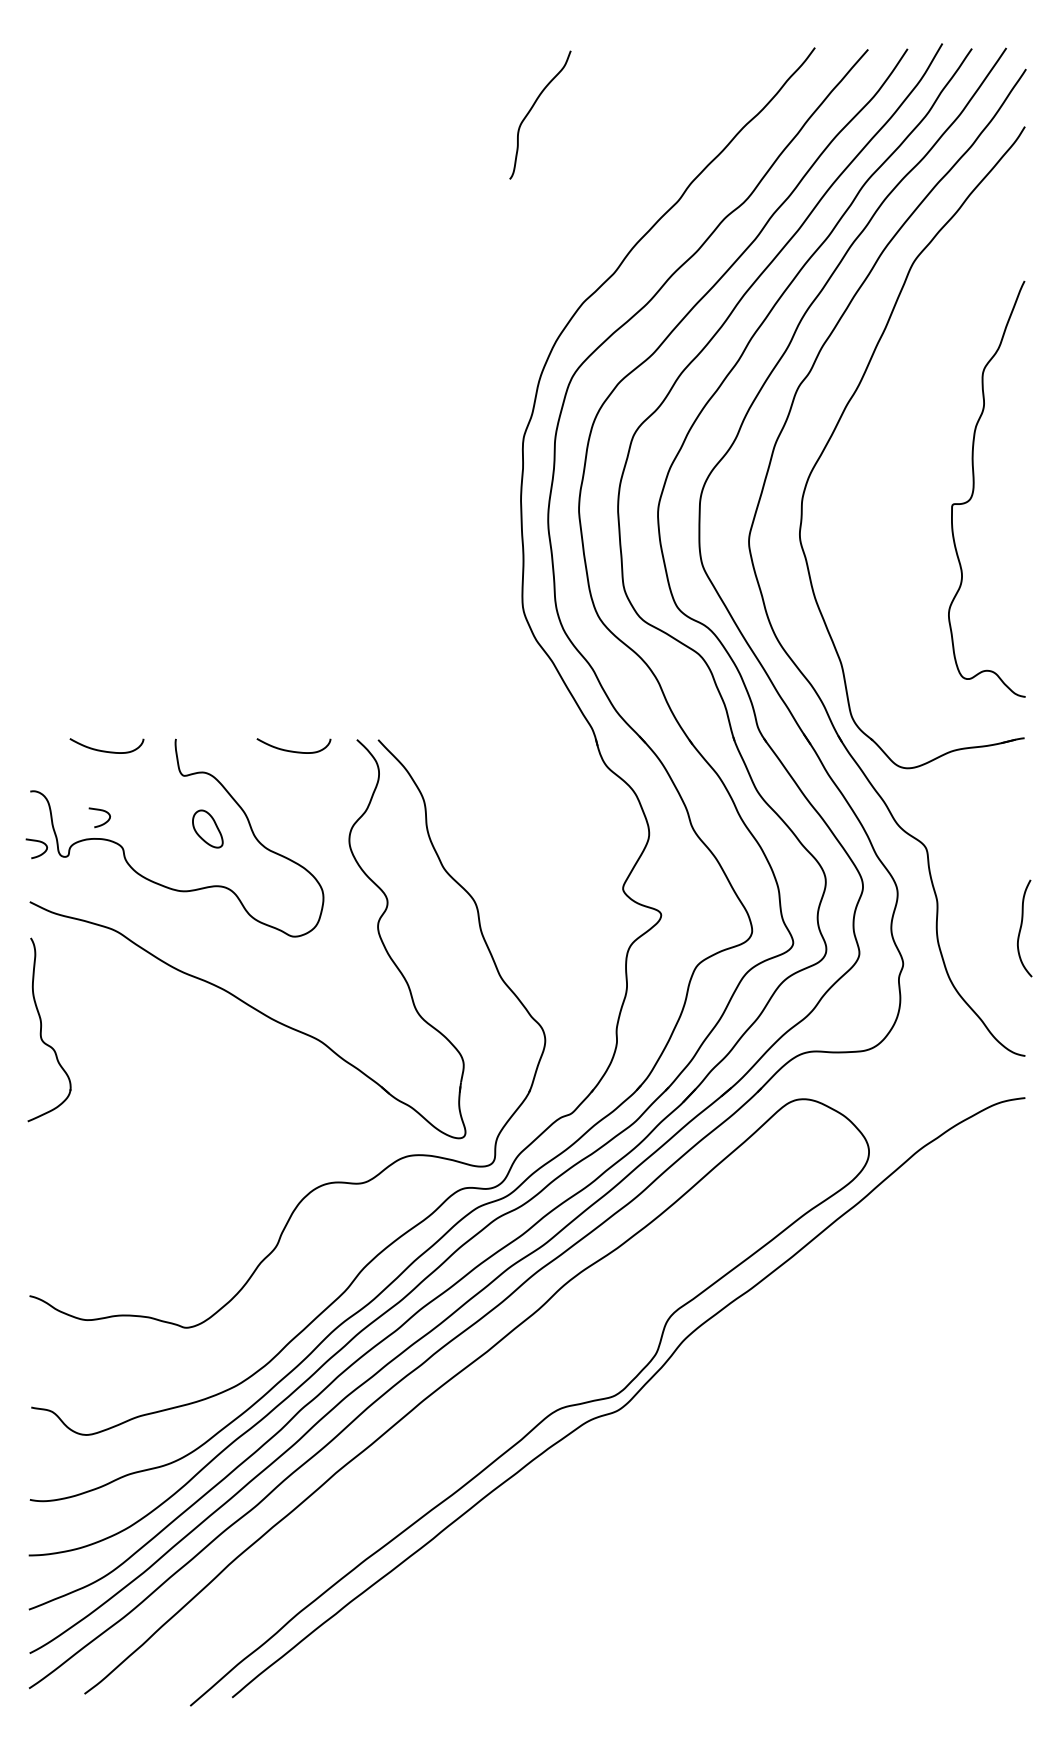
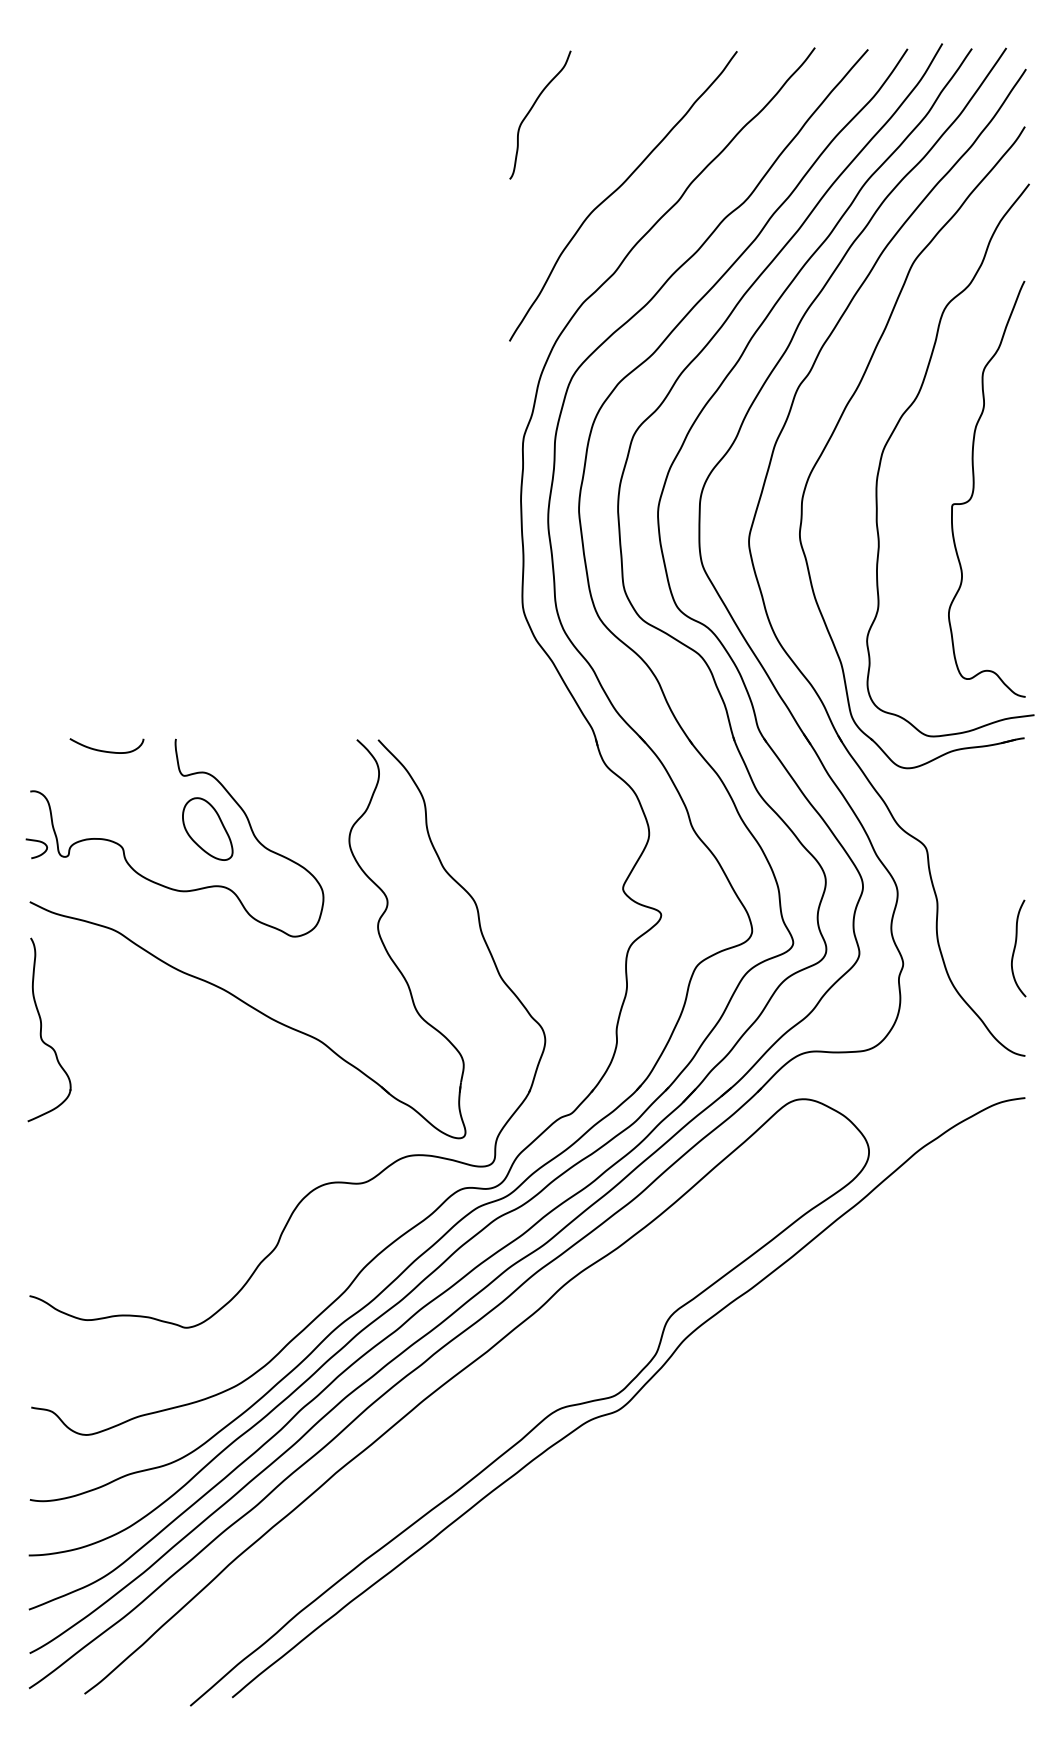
curve: none -> present (617, 190)
curve: none -> present (897, 426)
curve: present -> none (292, 750)
curve: present -> none (101, 811)
part size: 32x40 px -> 52x64 px (207, 828)
curve position: (1021, 928) -> (1015, 948) (1015, 948)
